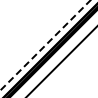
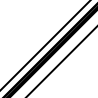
line: dashed -> solid (45, 45)
